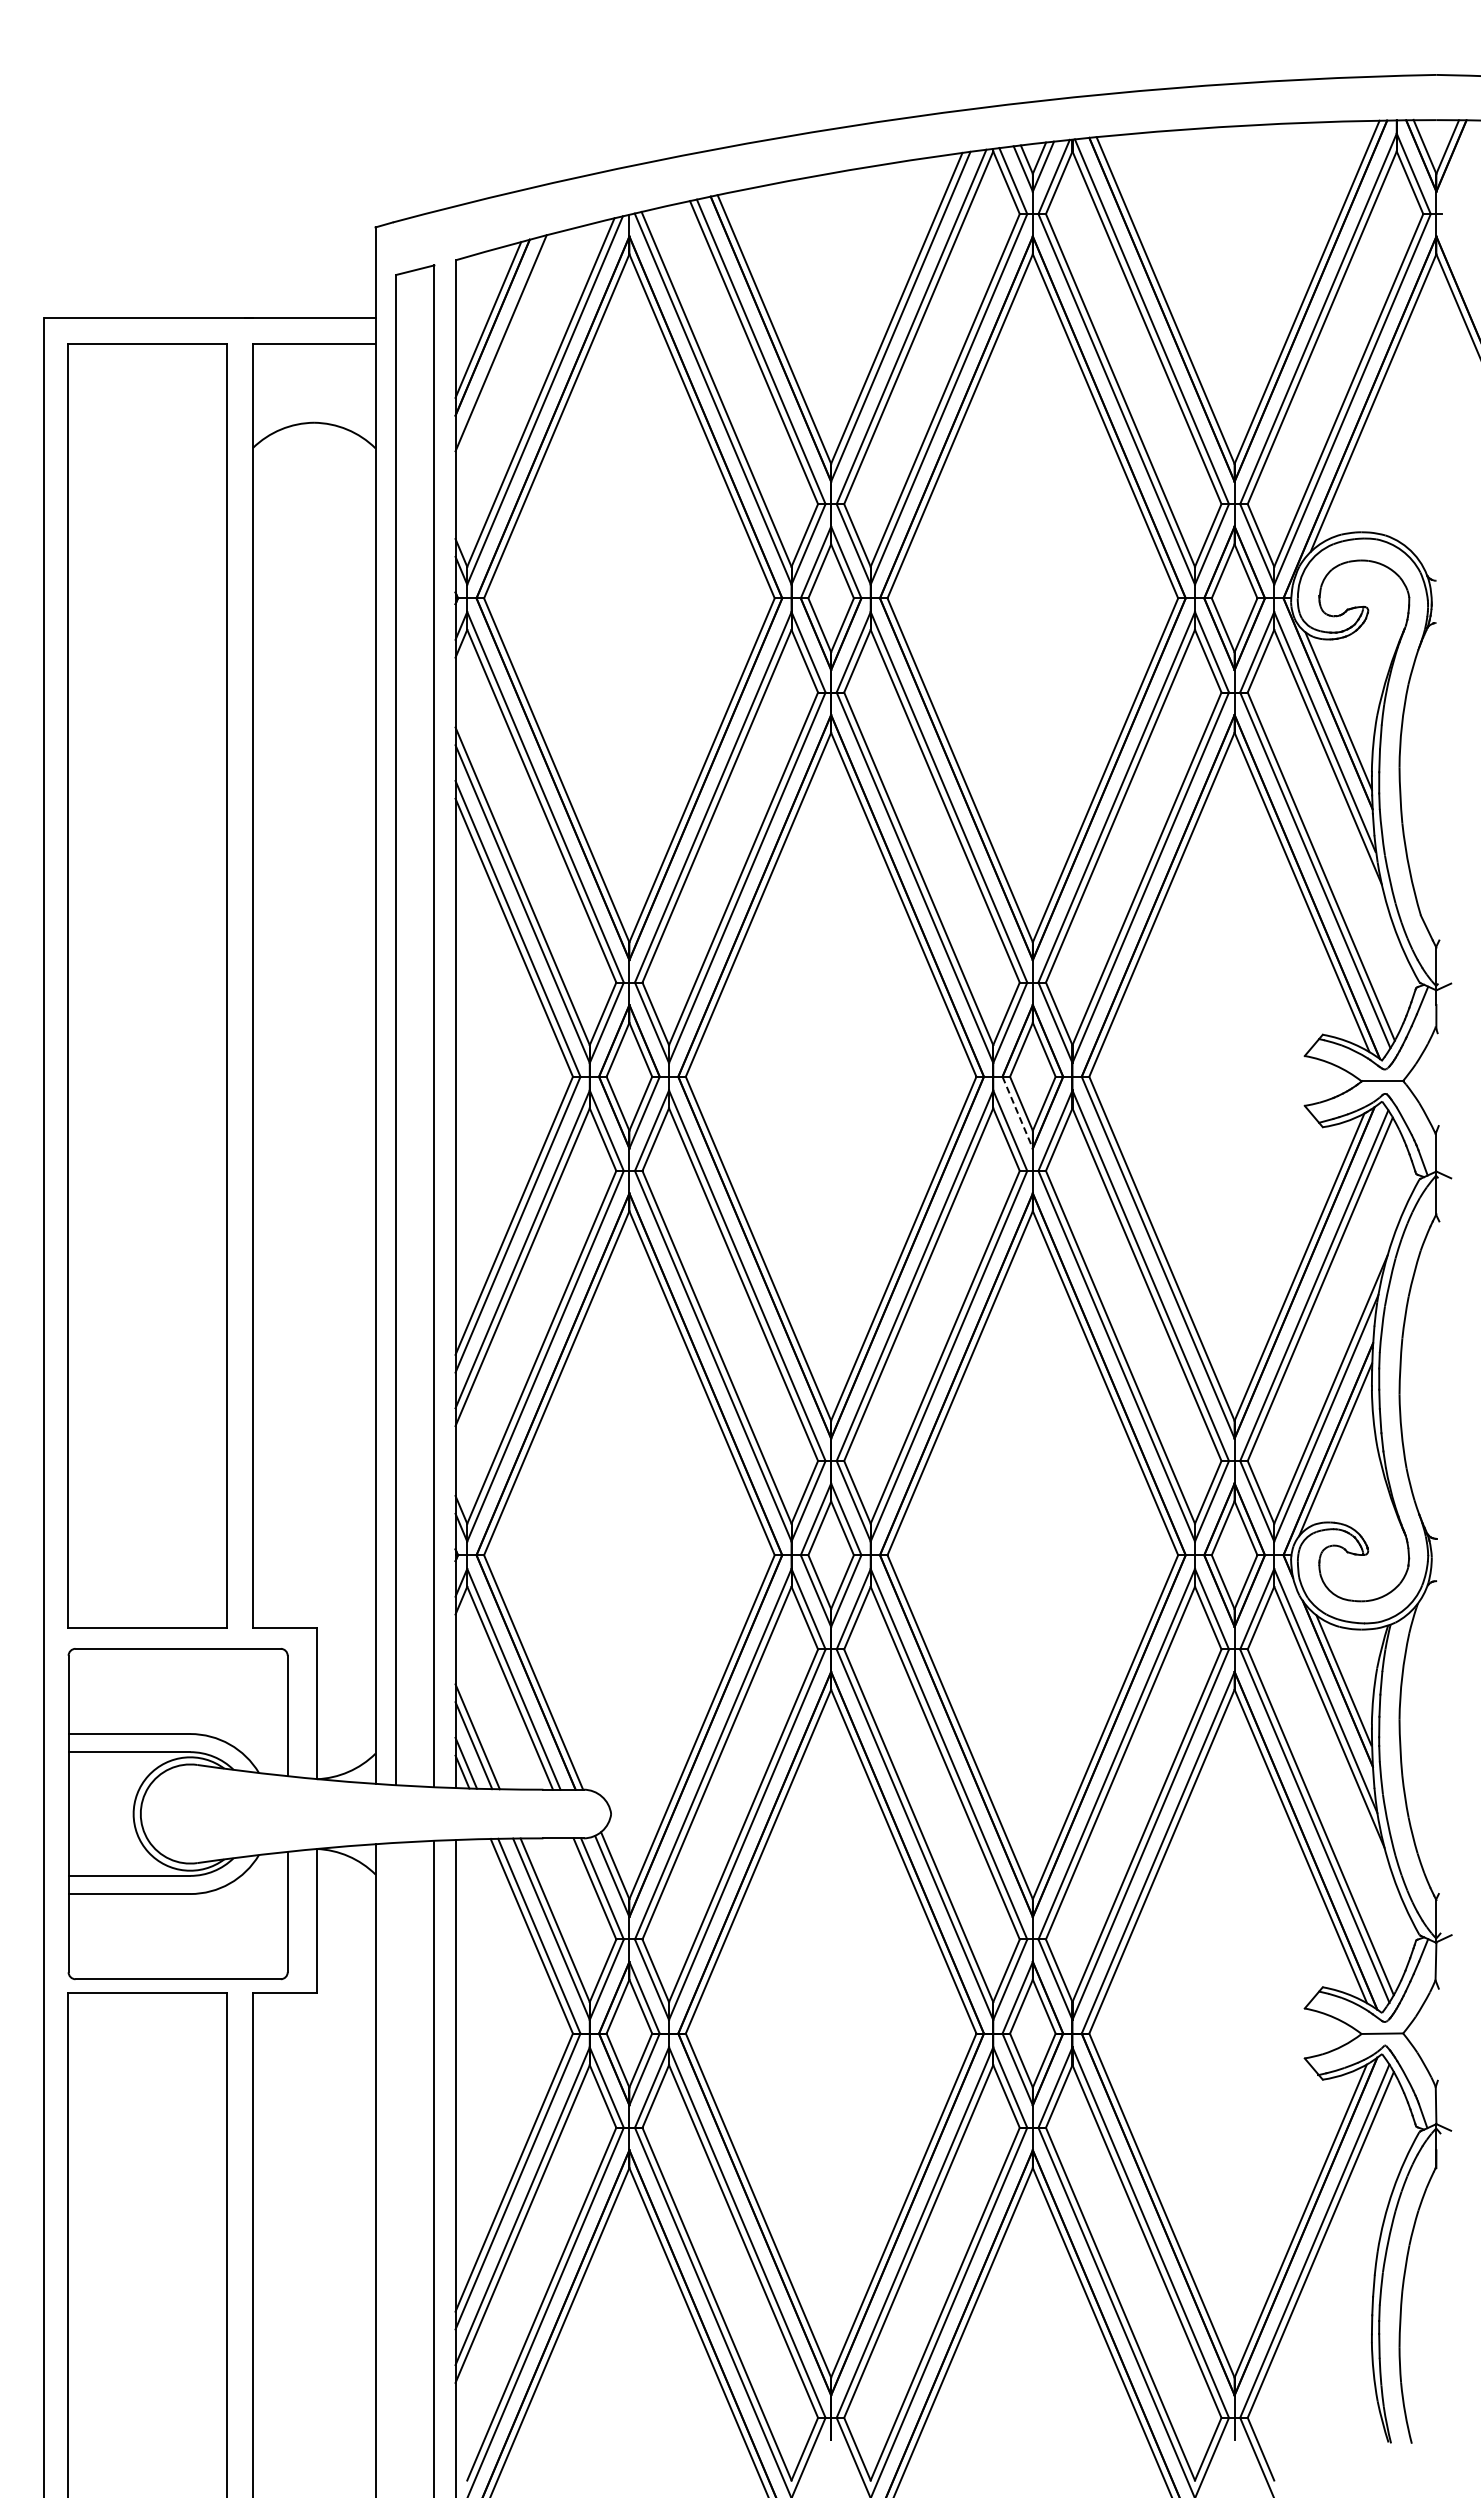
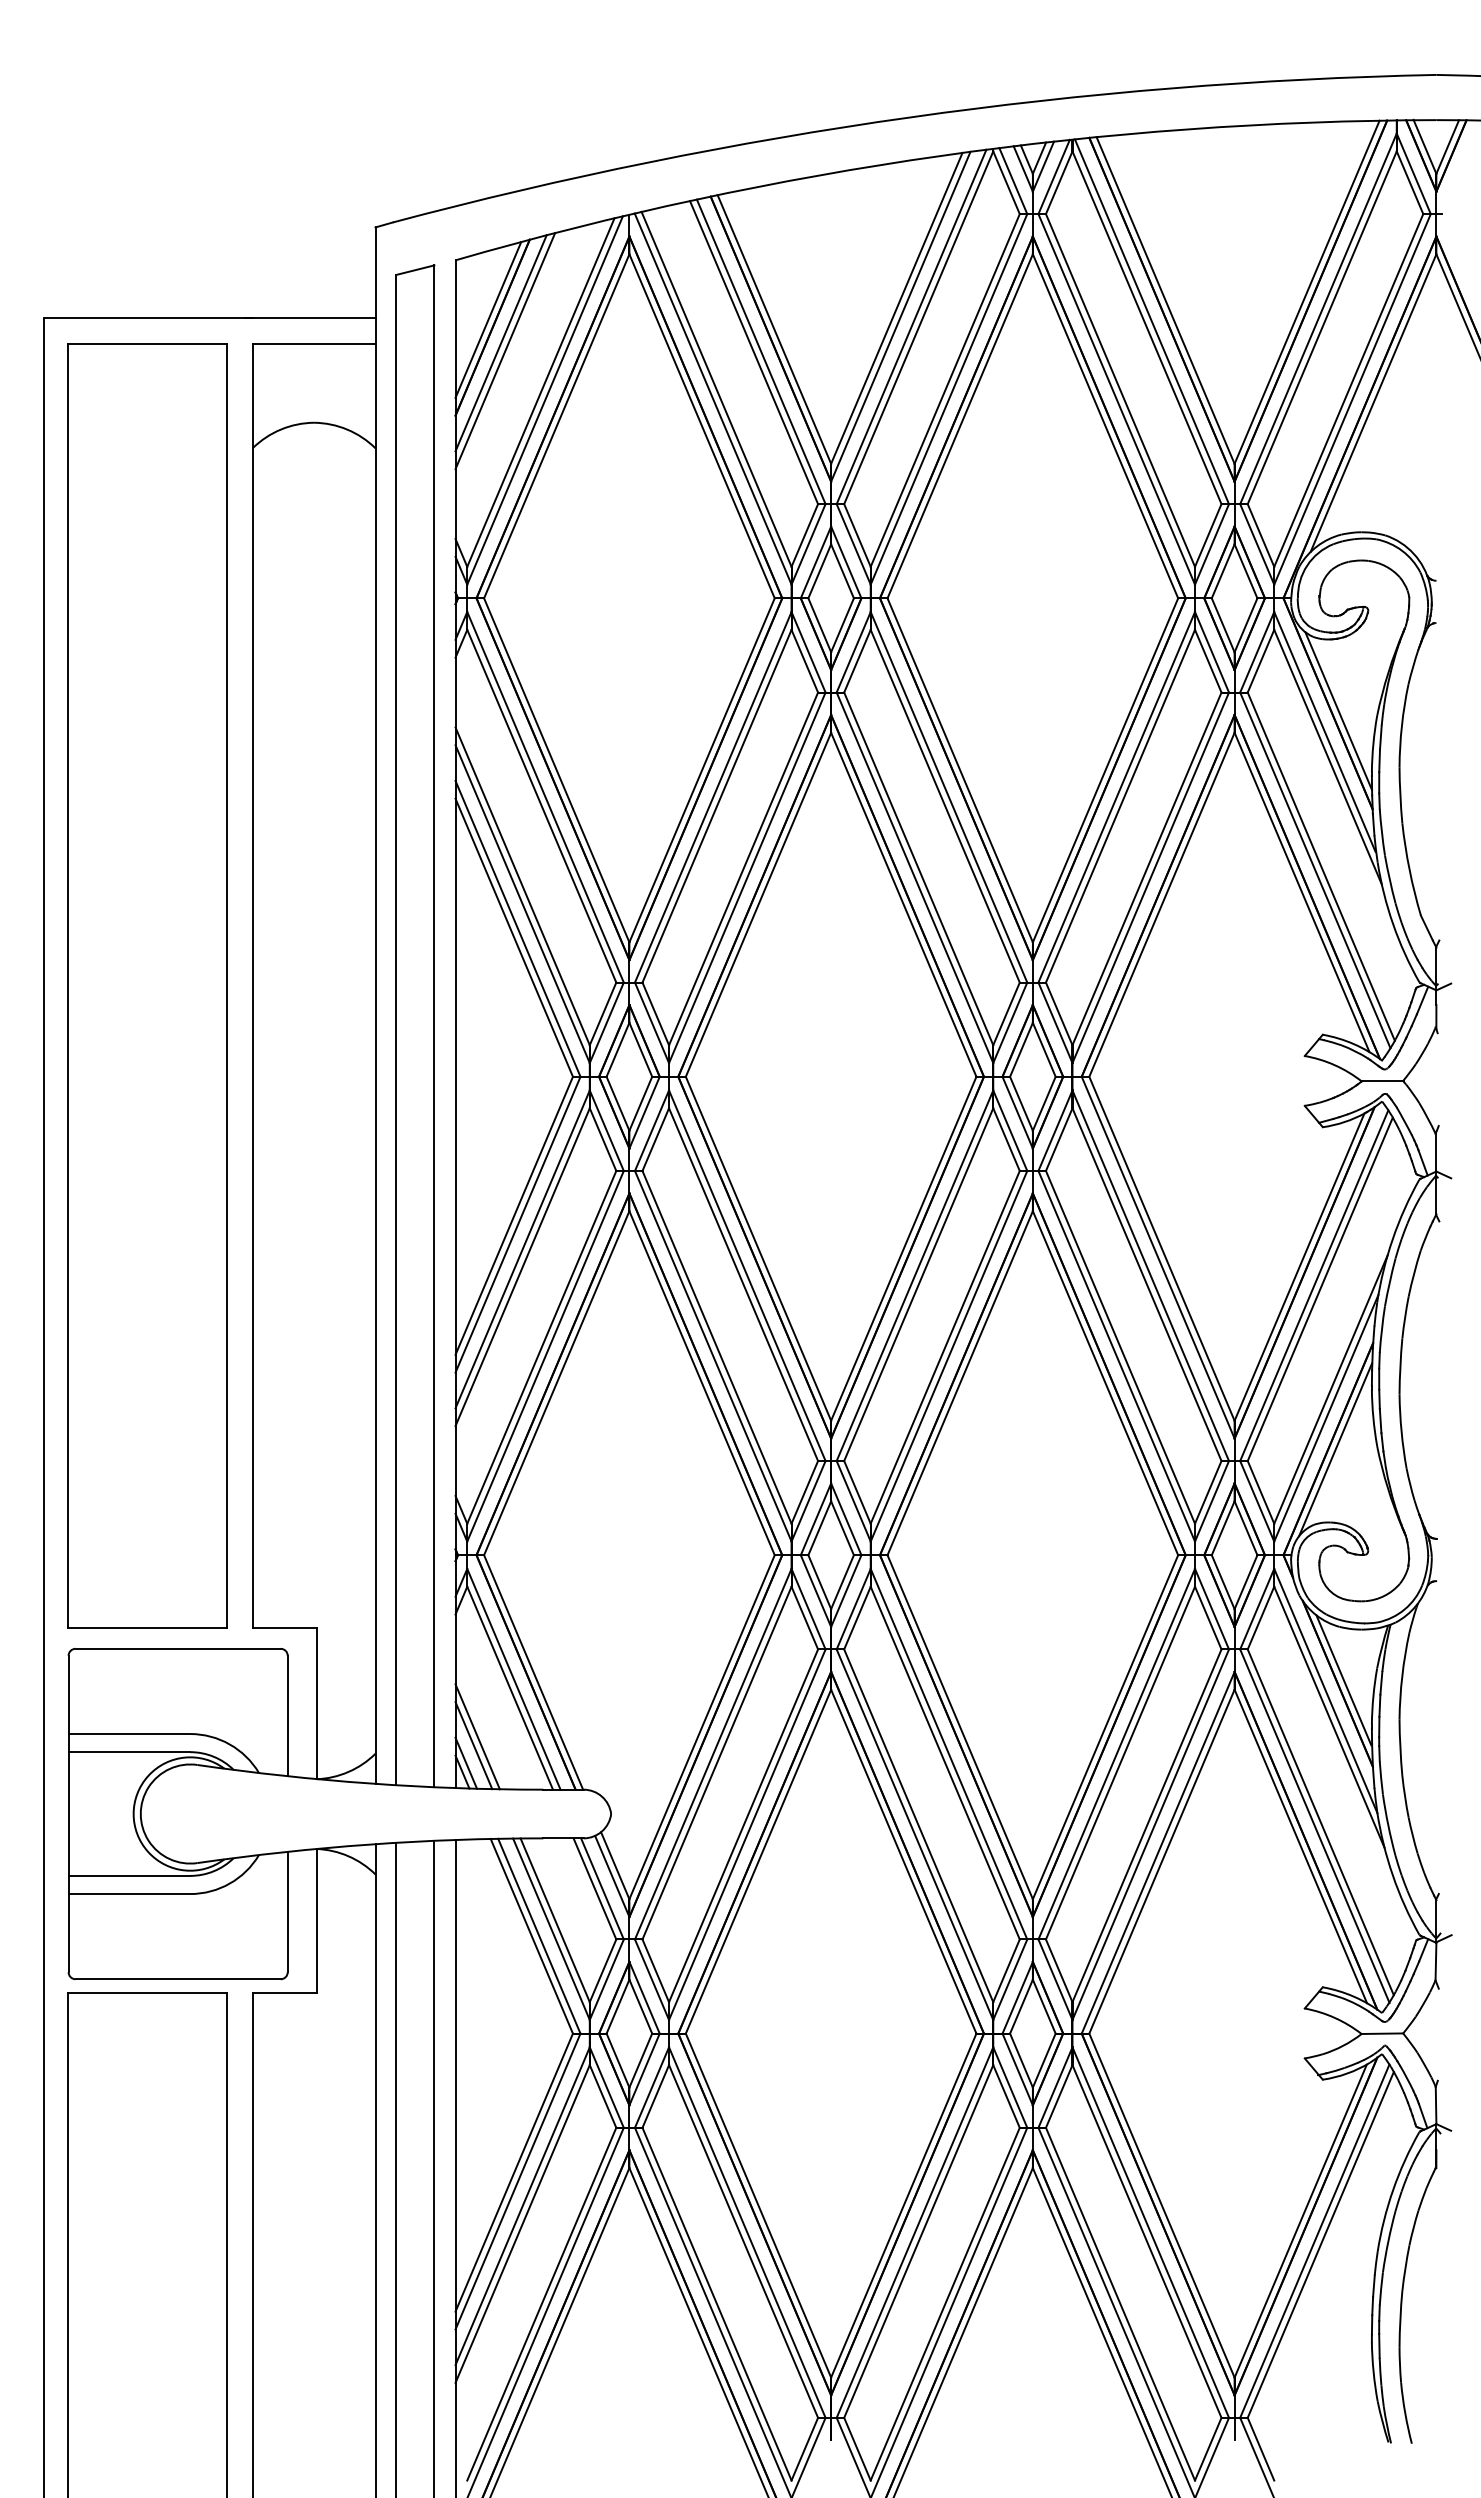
line: none -> present (505, 351)
line: dashed -> solid (1017, 1112)
line: none -> present (396, 2168)
